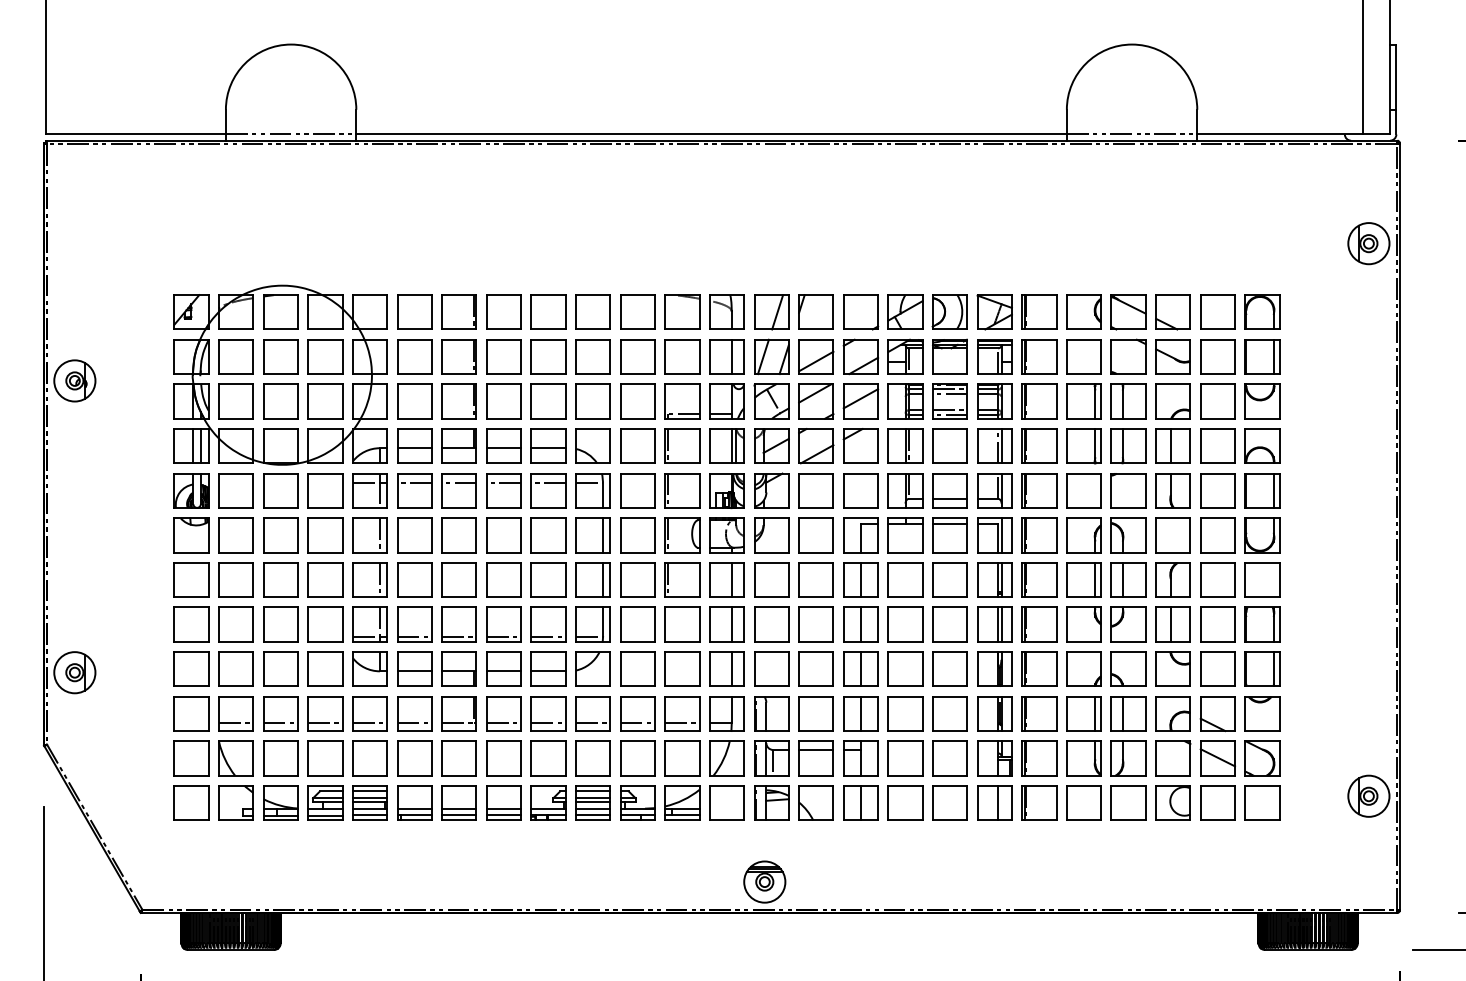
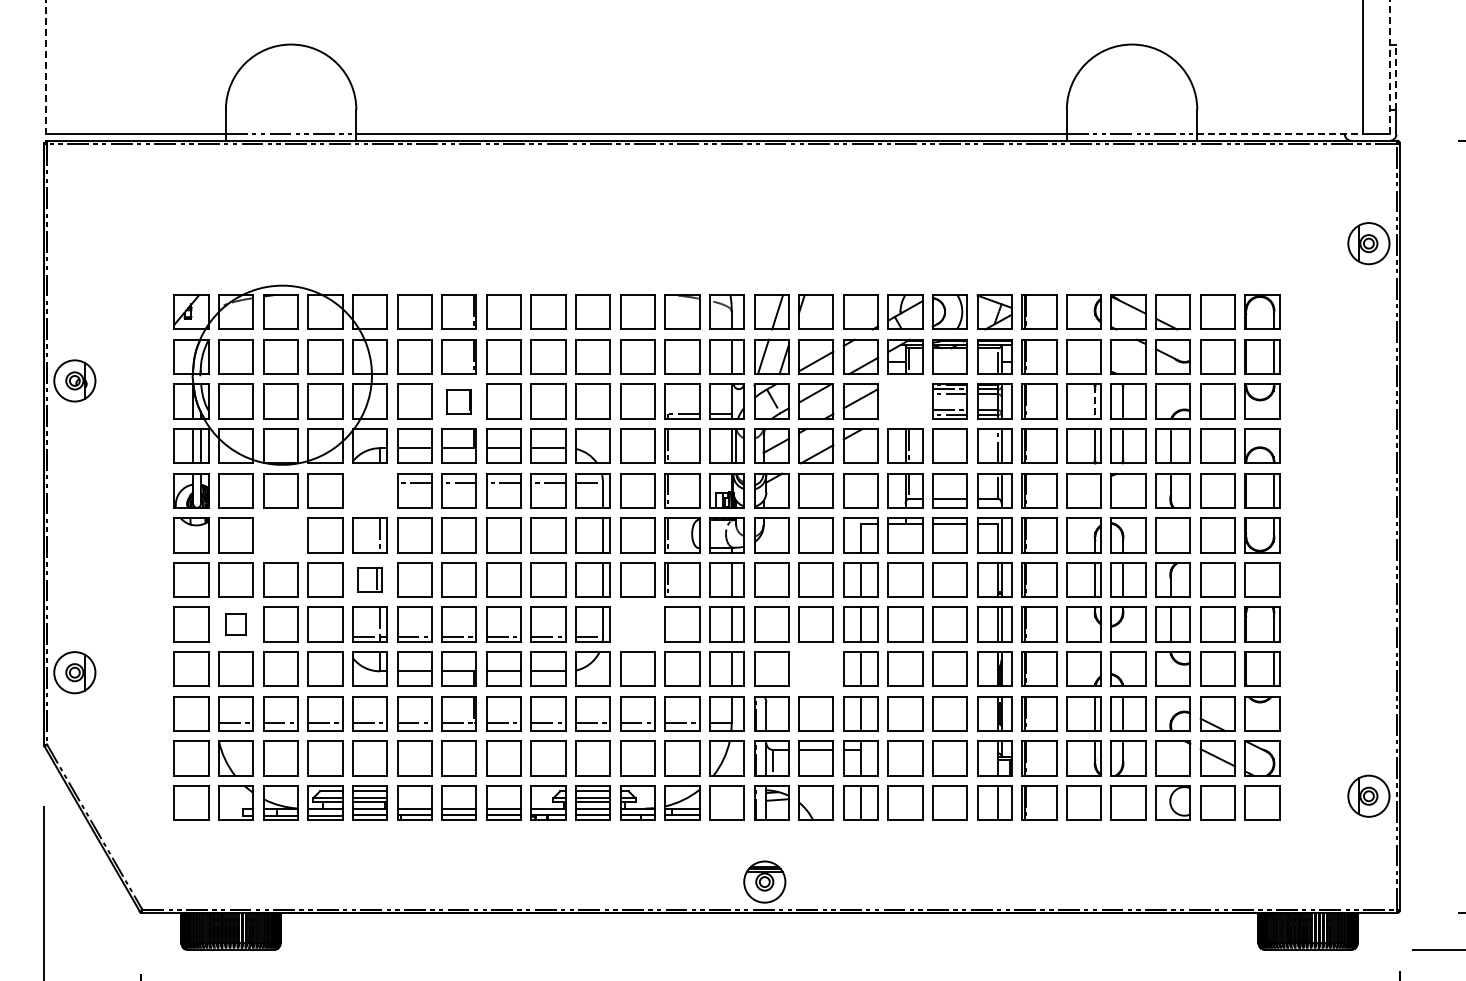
line: solid -> dashed (46, 67)
line: solid -> dashed (1390, 67)
line: solid -> dashed (1396, 77)
line: solid -> dashed (1280, 134)
part size: 36x37 px -> 26x26 px (458, 401)
part: present -> none (905, 401)
line: solid -> dashed (1095, 402)
part: present -> none (369, 490)
part: present -> none (280, 535)
part size: 36x36 px -> 26x26 px (369, 579)
part size: 36x37 px -> 22x23 px (235, 624)
part: present -> none (637, 624)
part: present -> none (815, 668)
